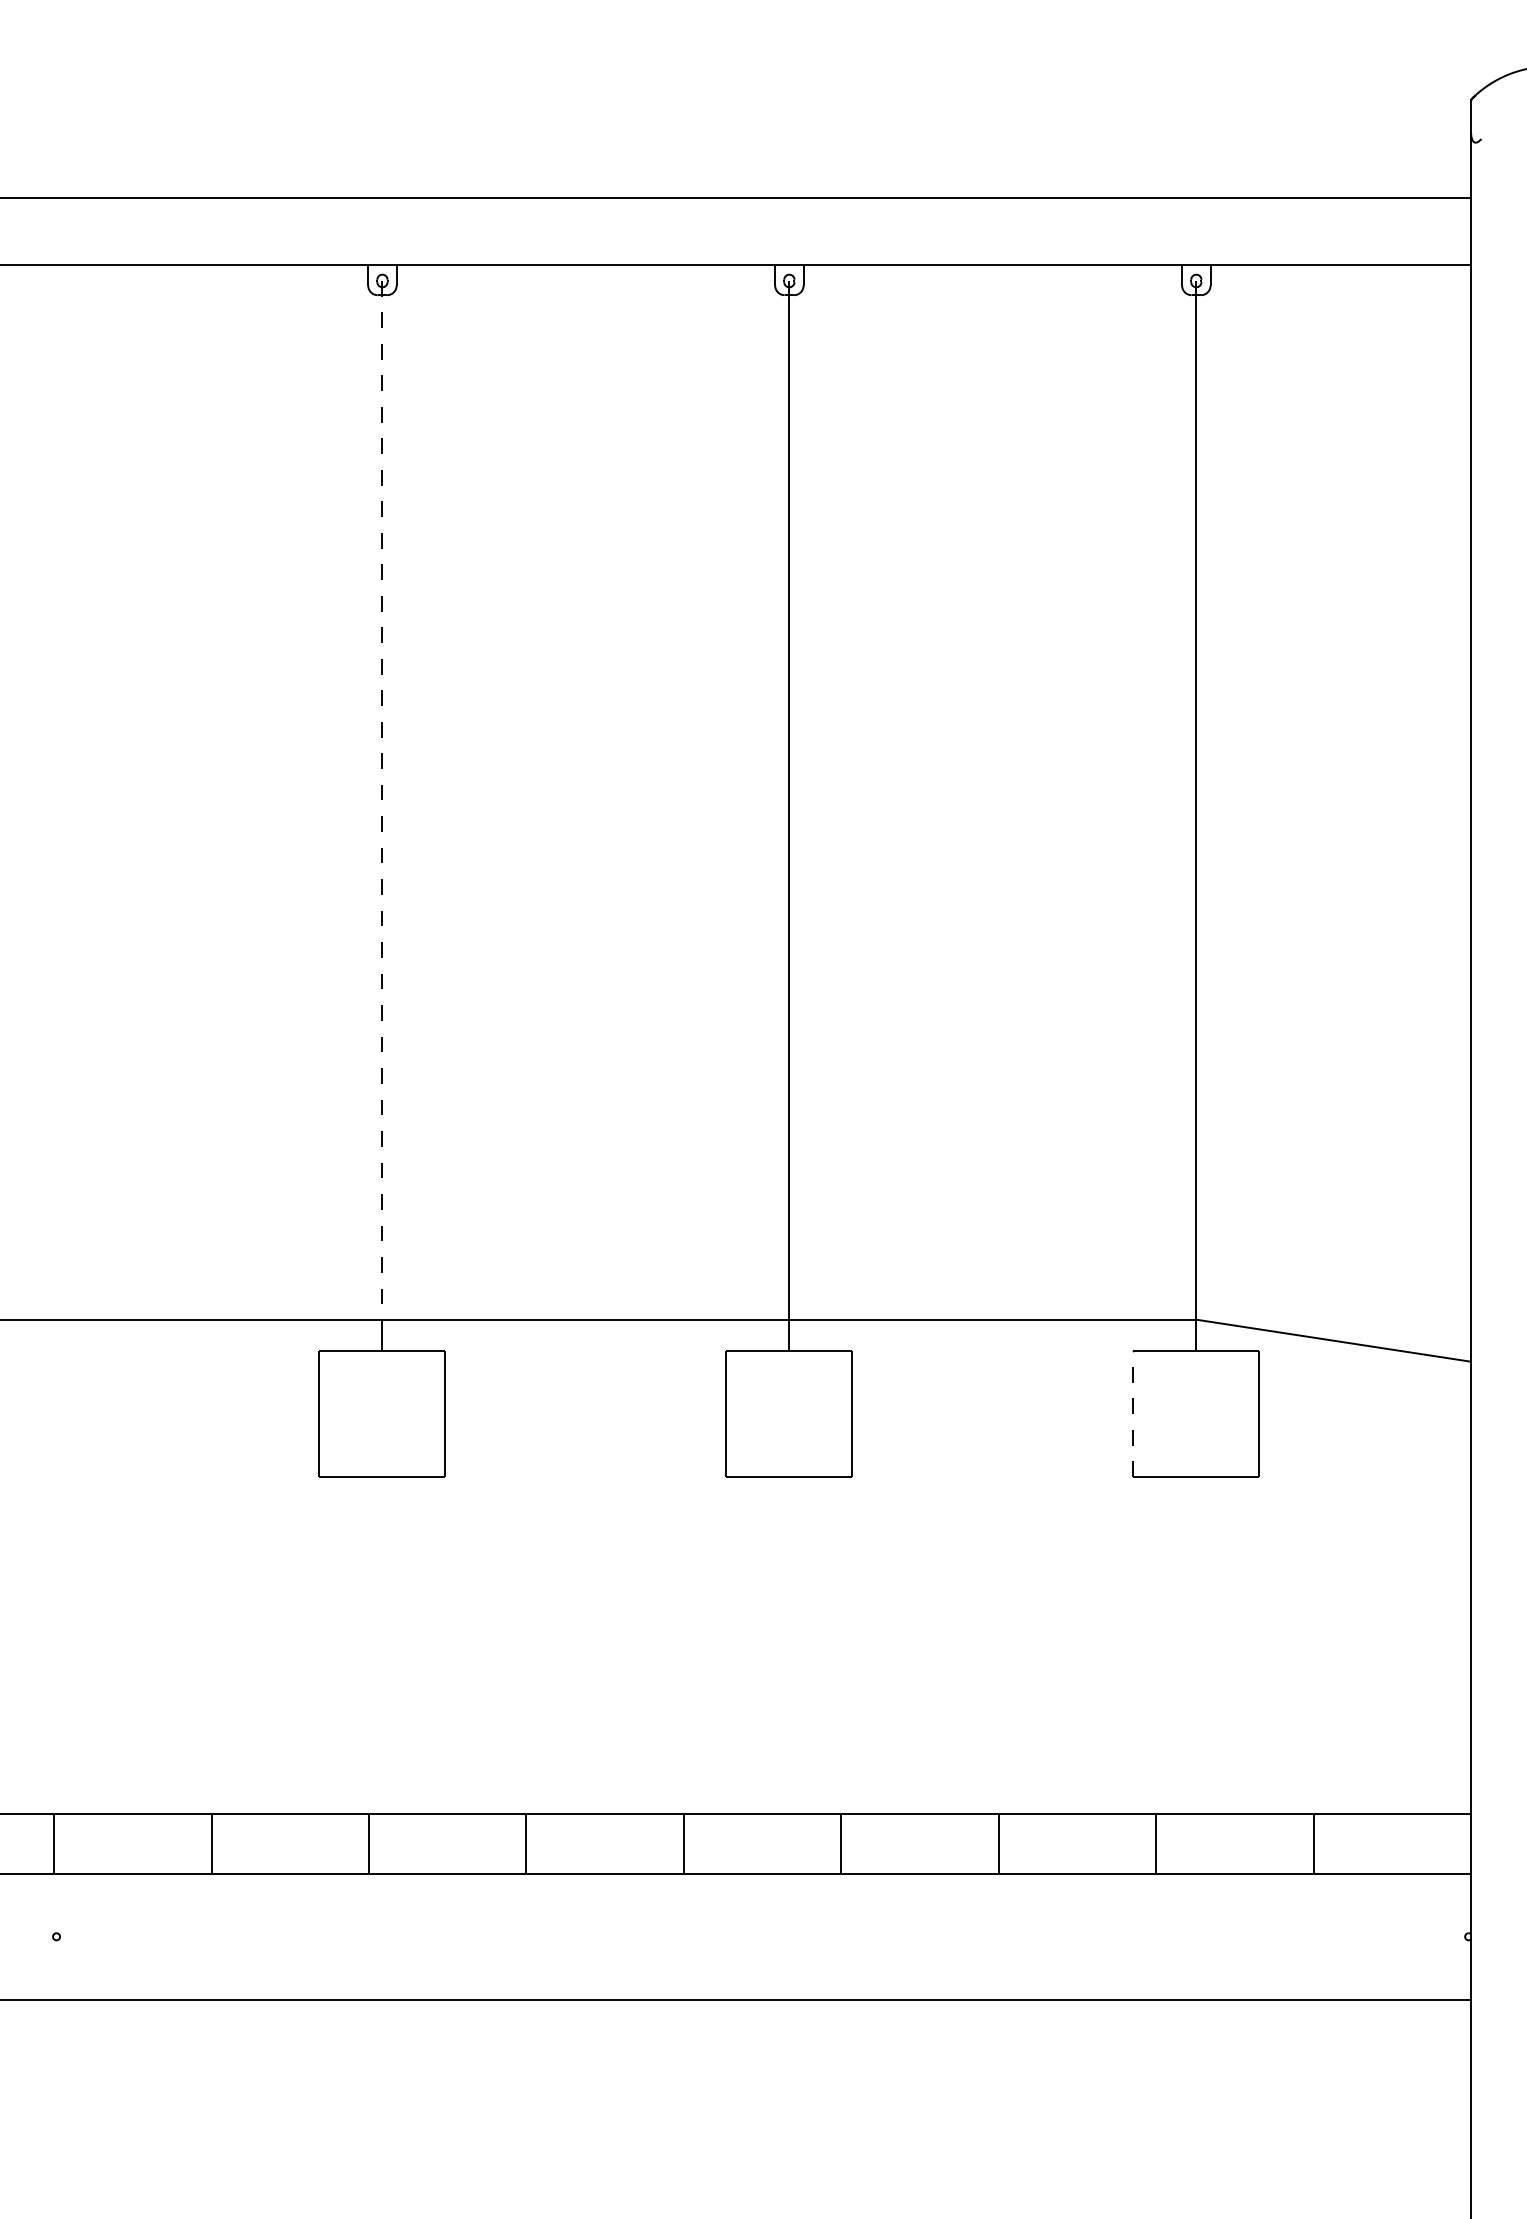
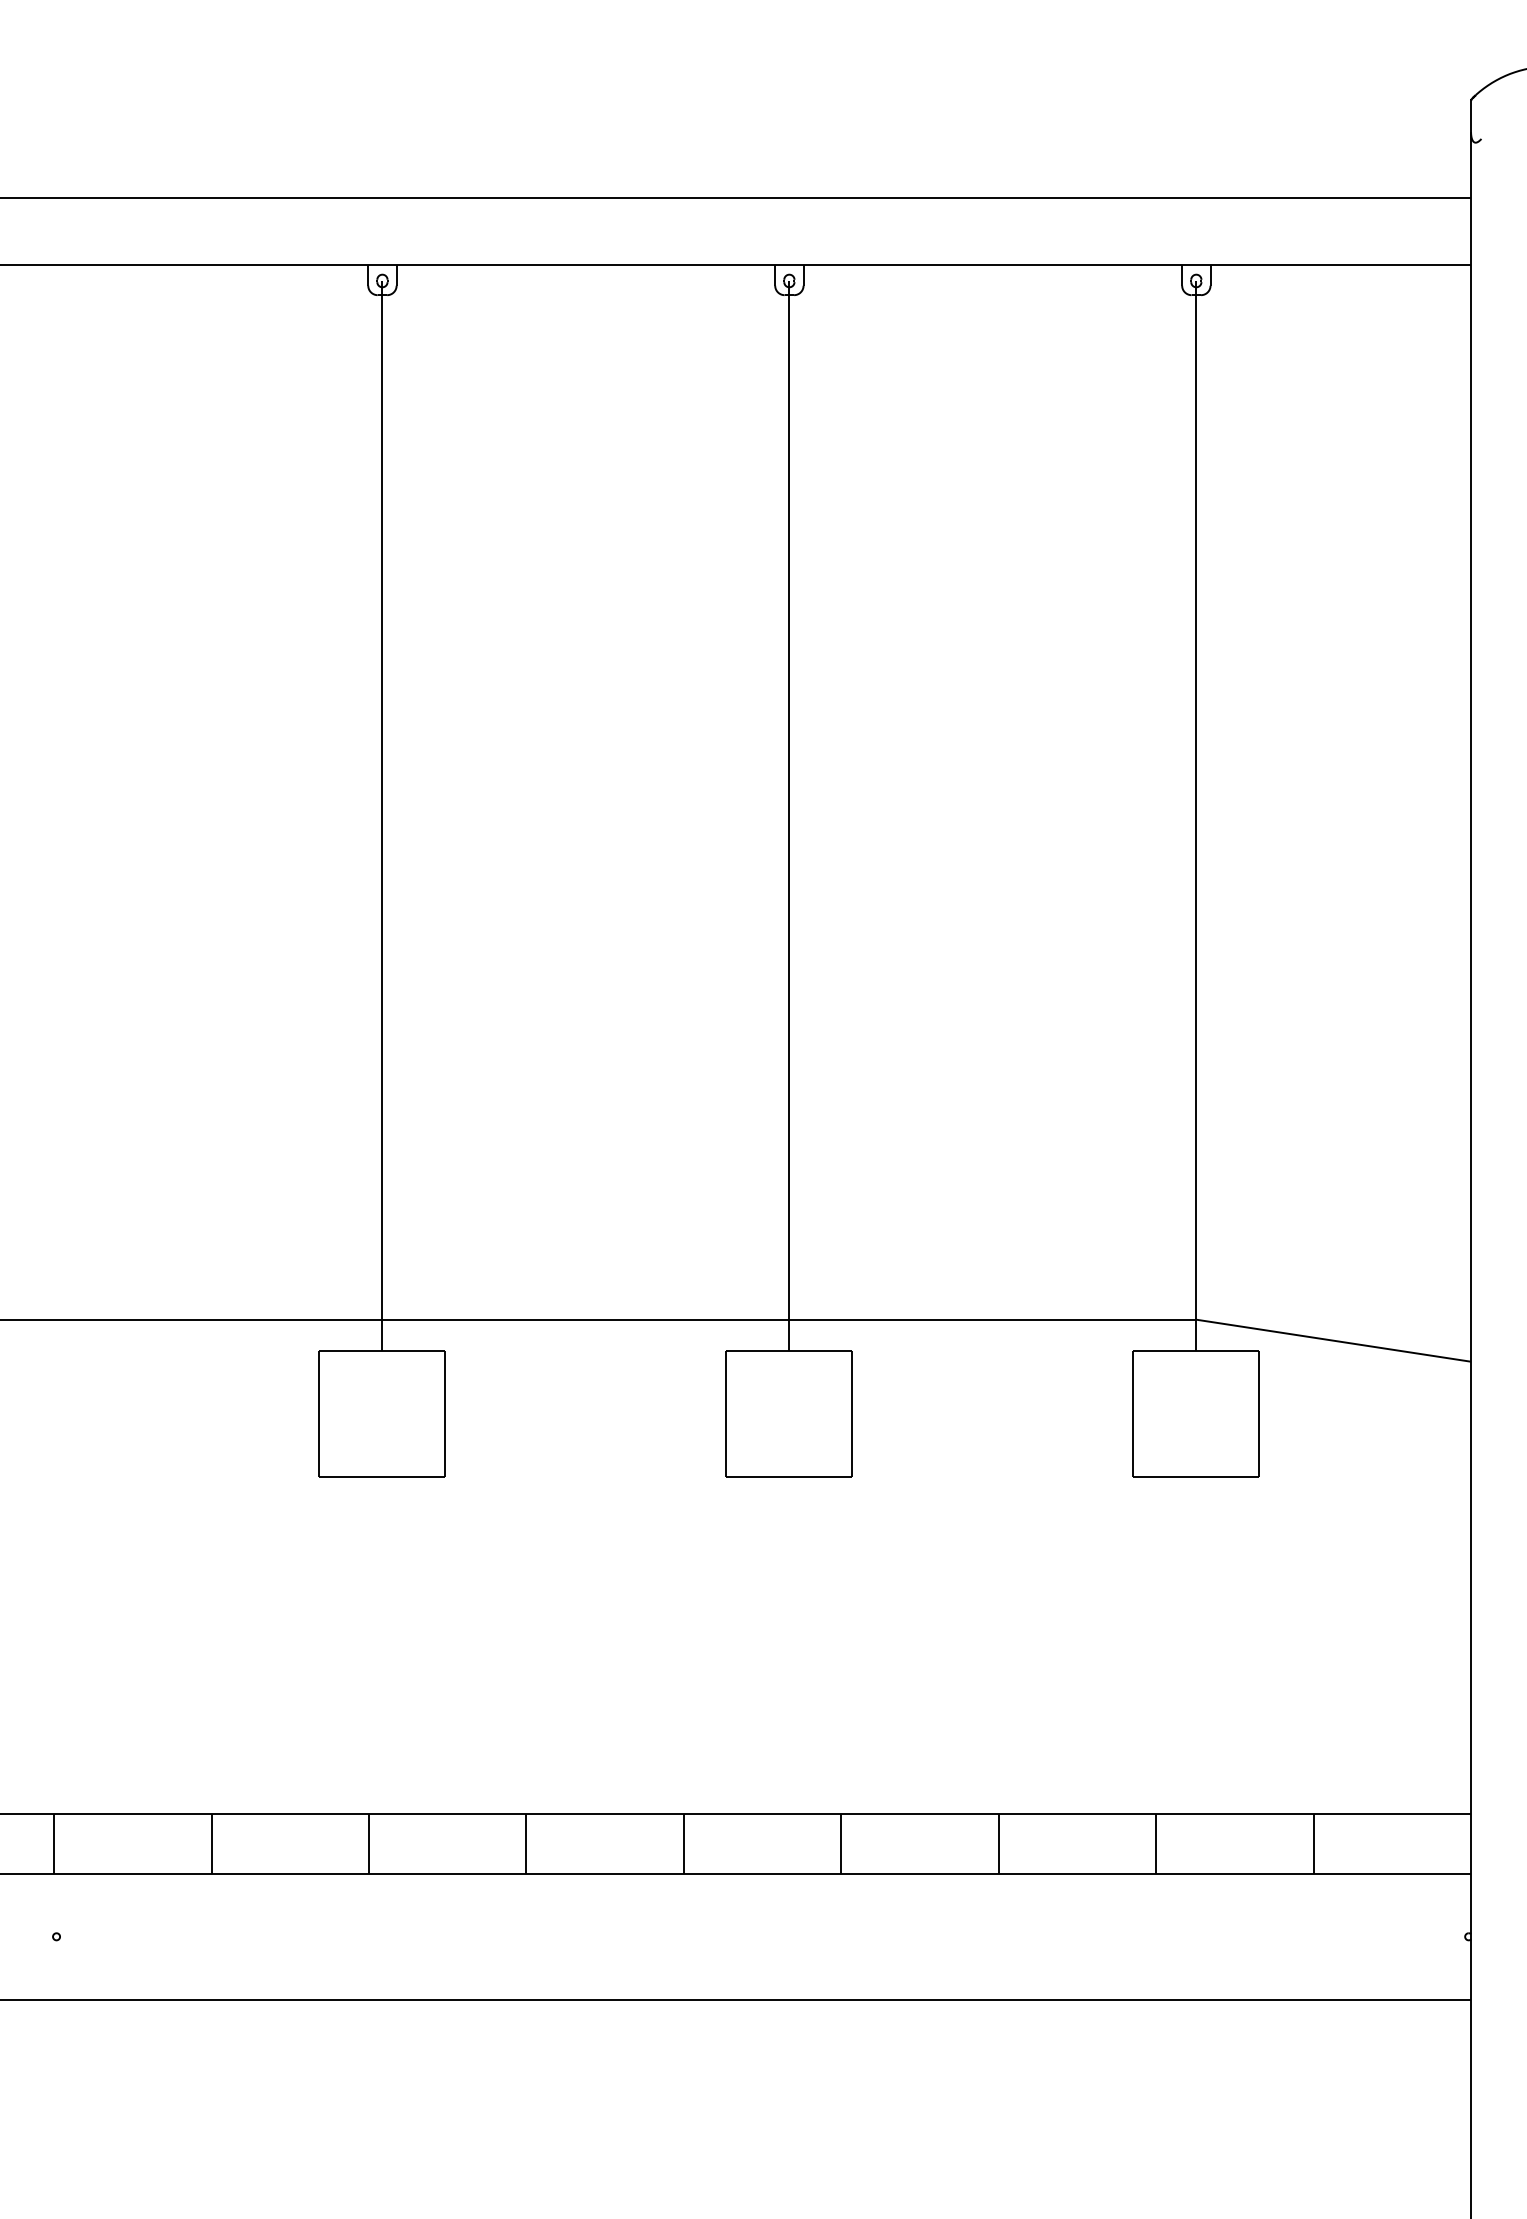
line: dashed -> solid (382, 800)
line: dashed -> solid (1133, 1414)
